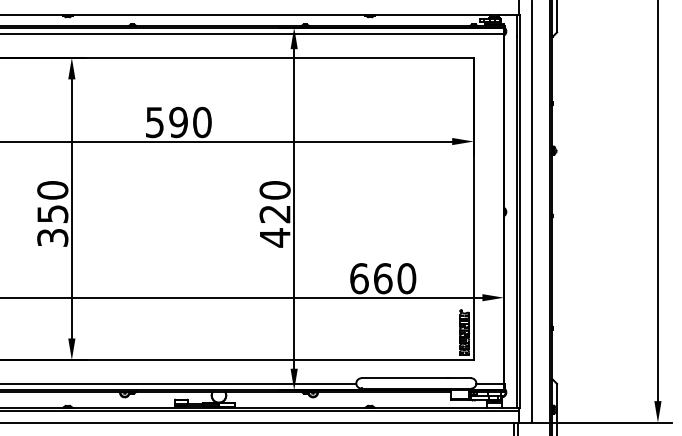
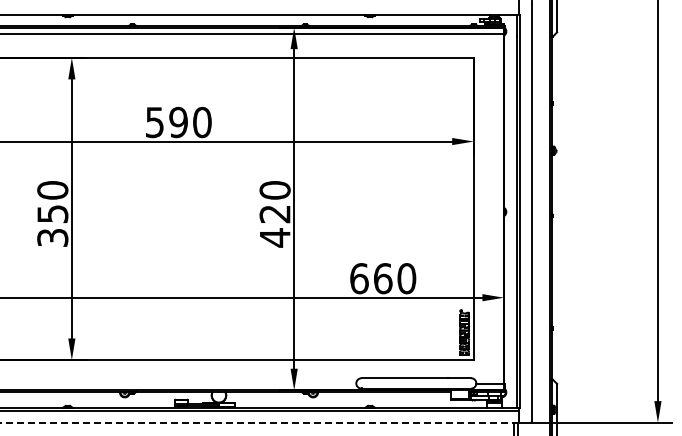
line: present -> none (179, 383)
line: solid -> dashed (258, 422)
